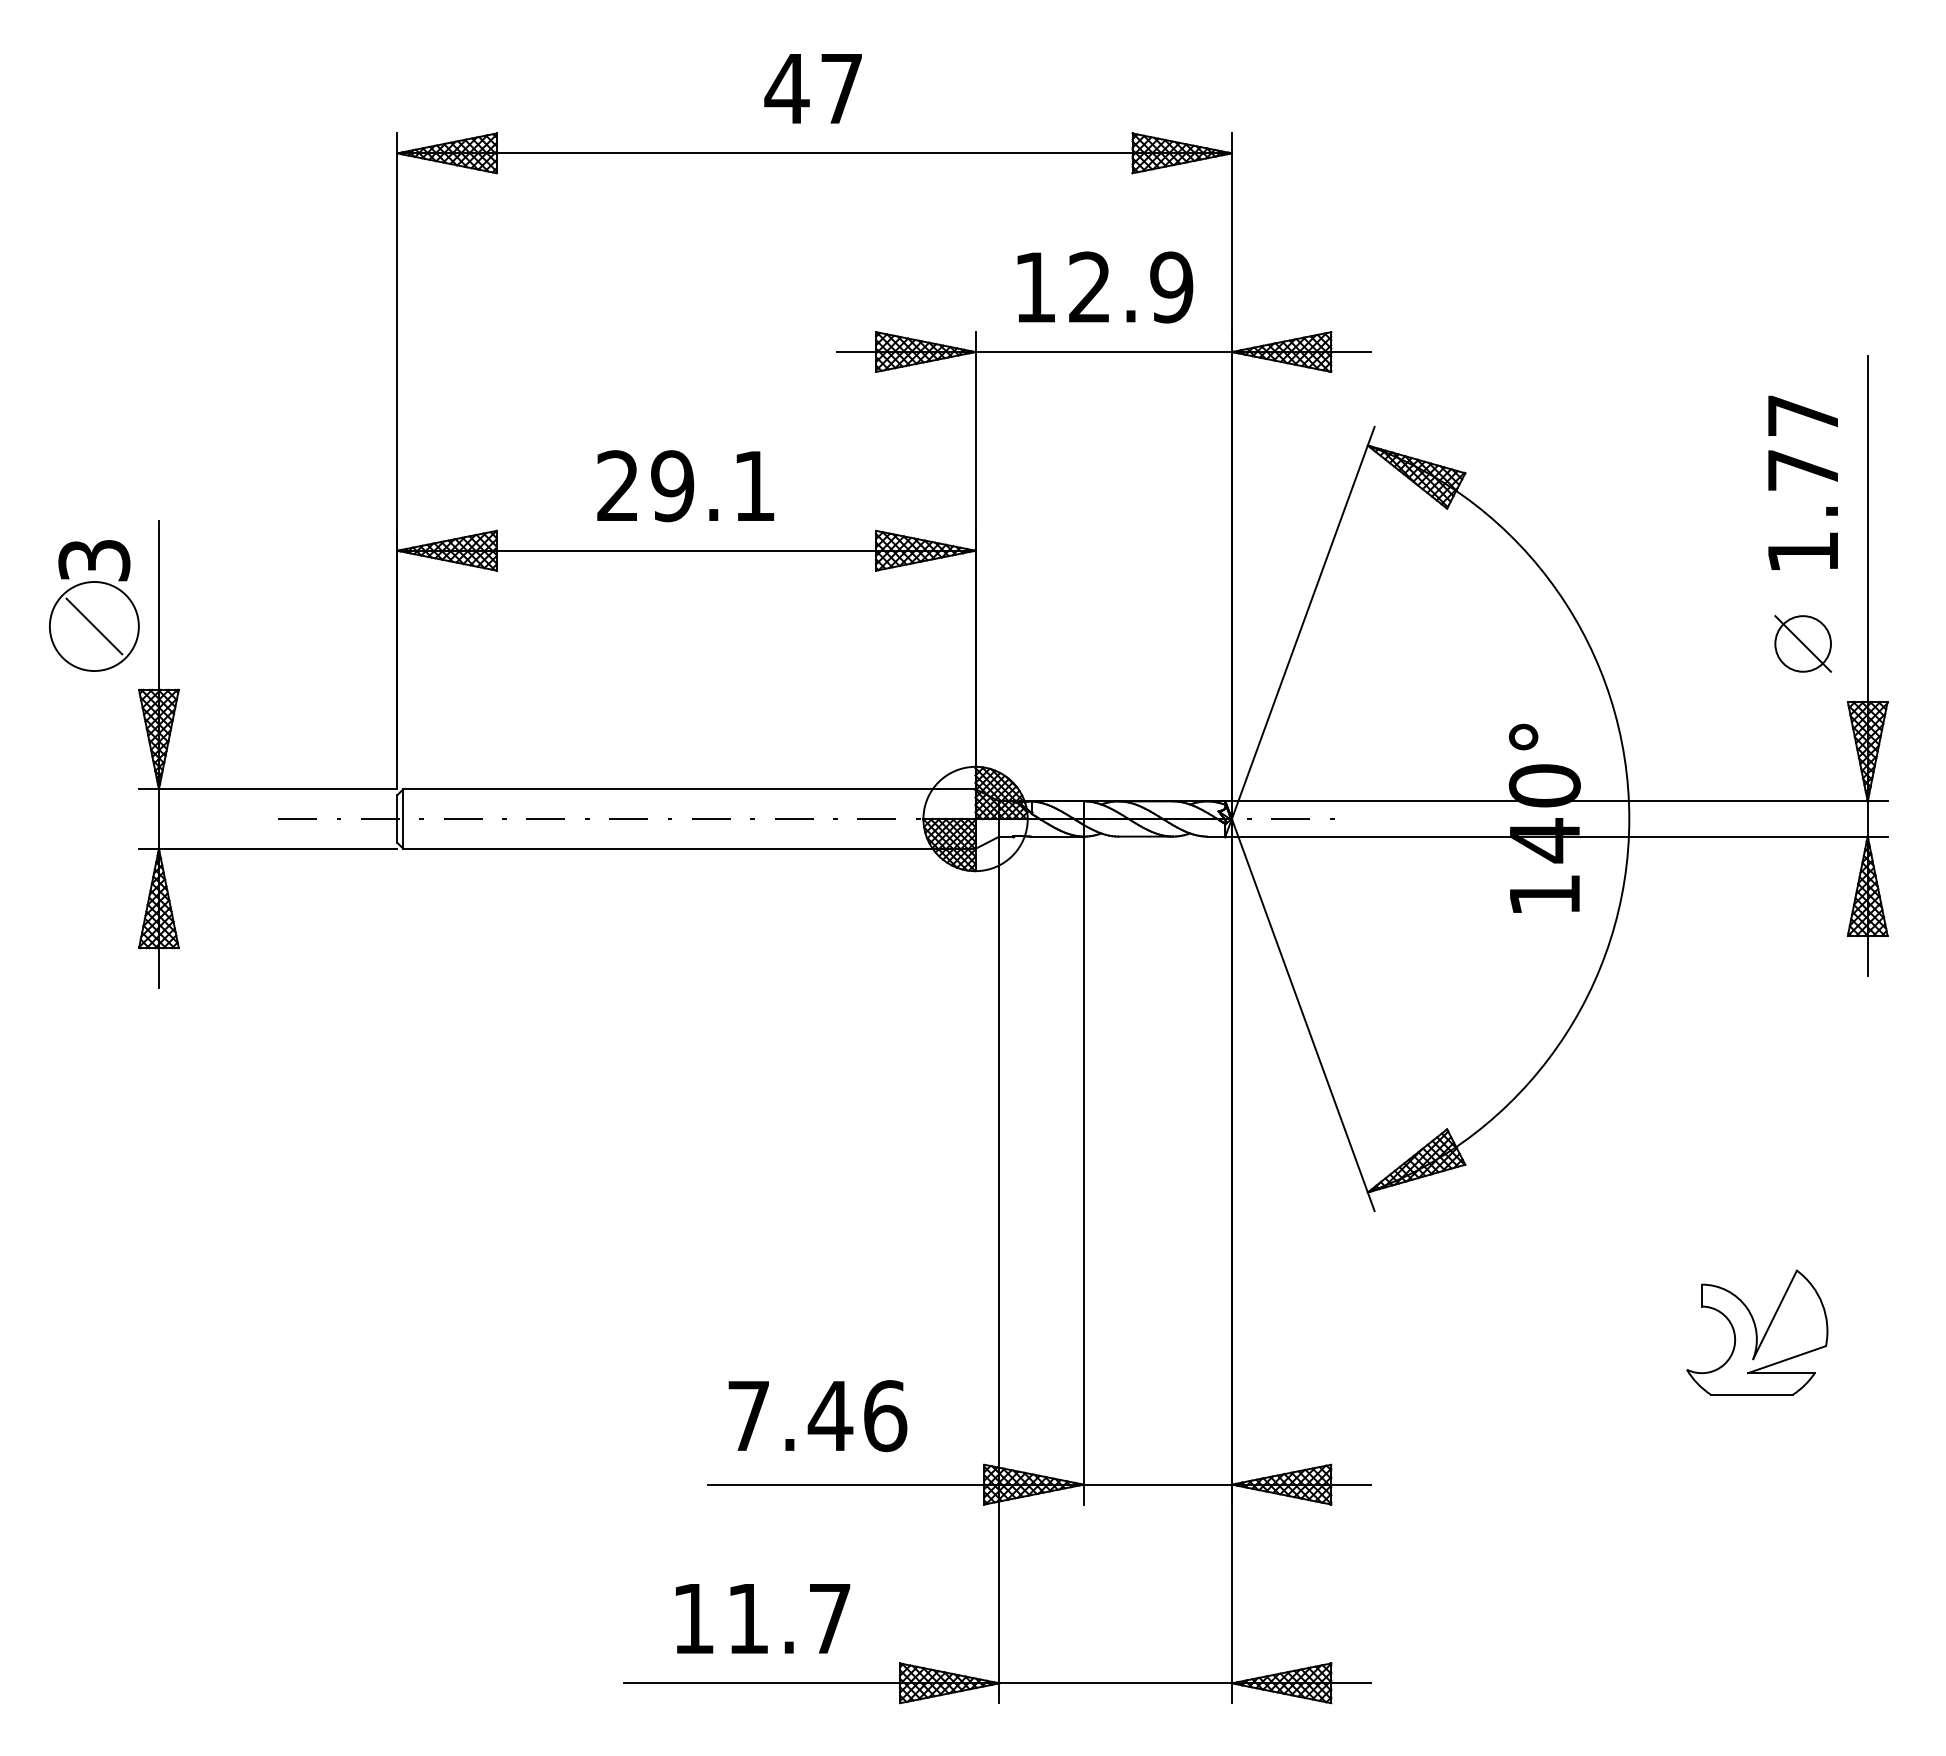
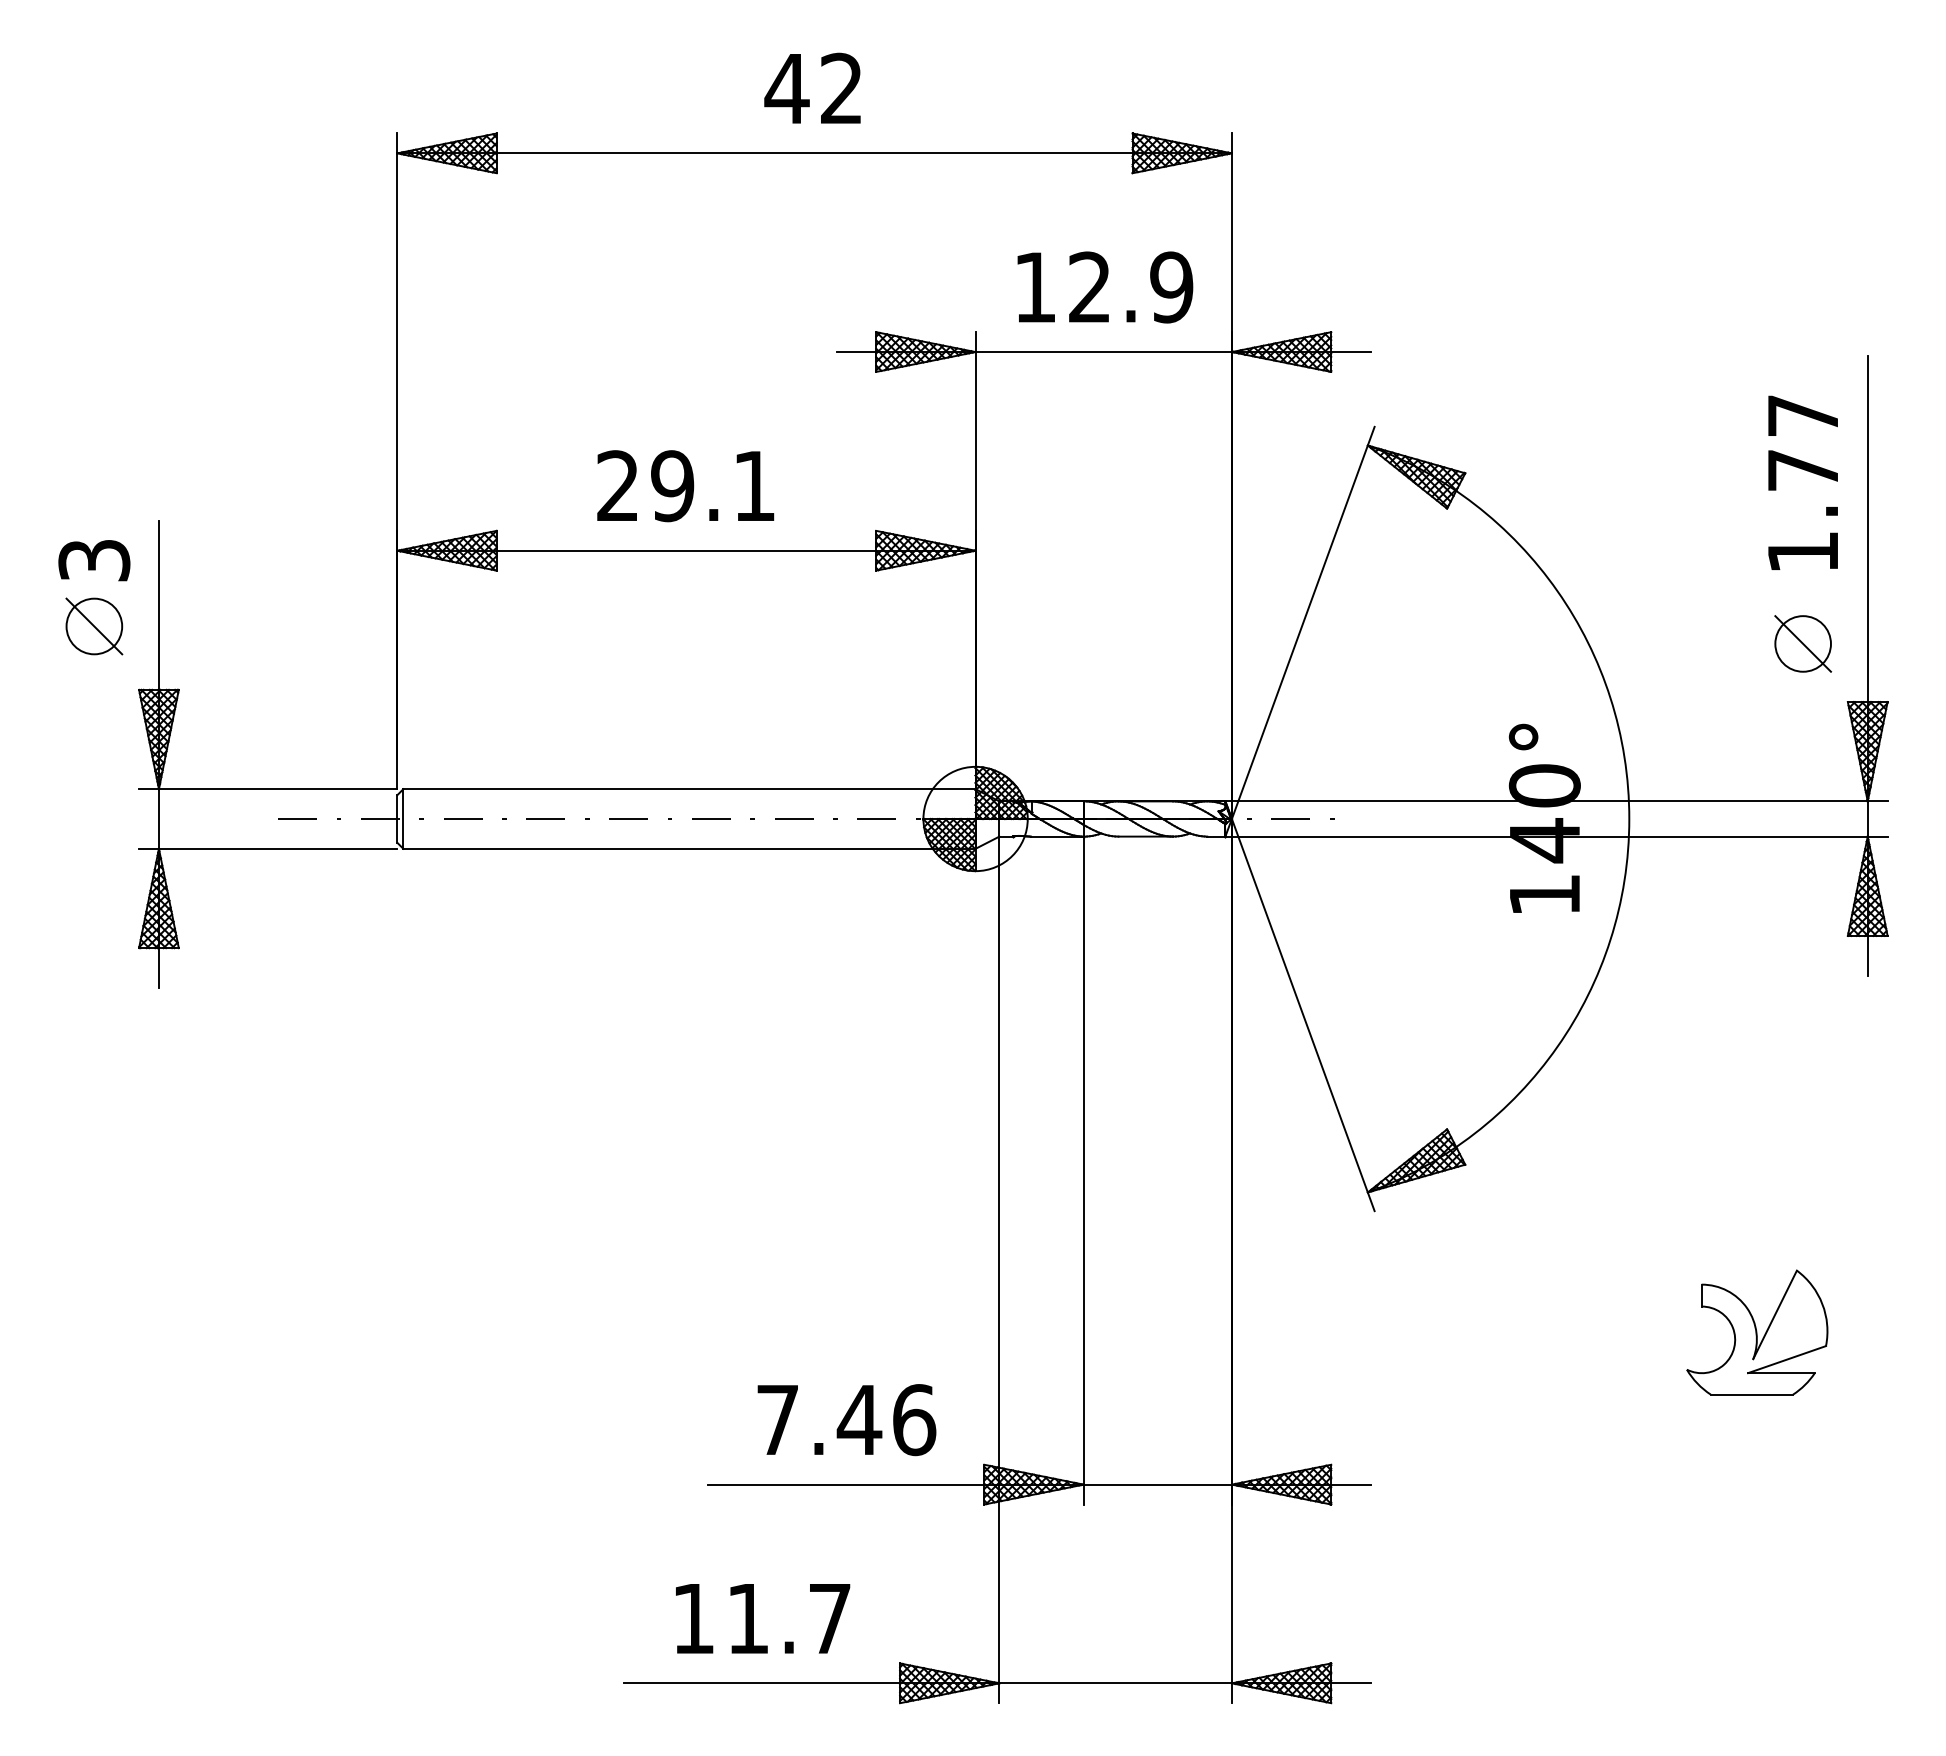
text: 47 -> 42 (841, 87)
circle diameter: 89 px -> 56 px (94, 626)
text position: (817, 1416) -> (846, 1420) (846, 1420)
